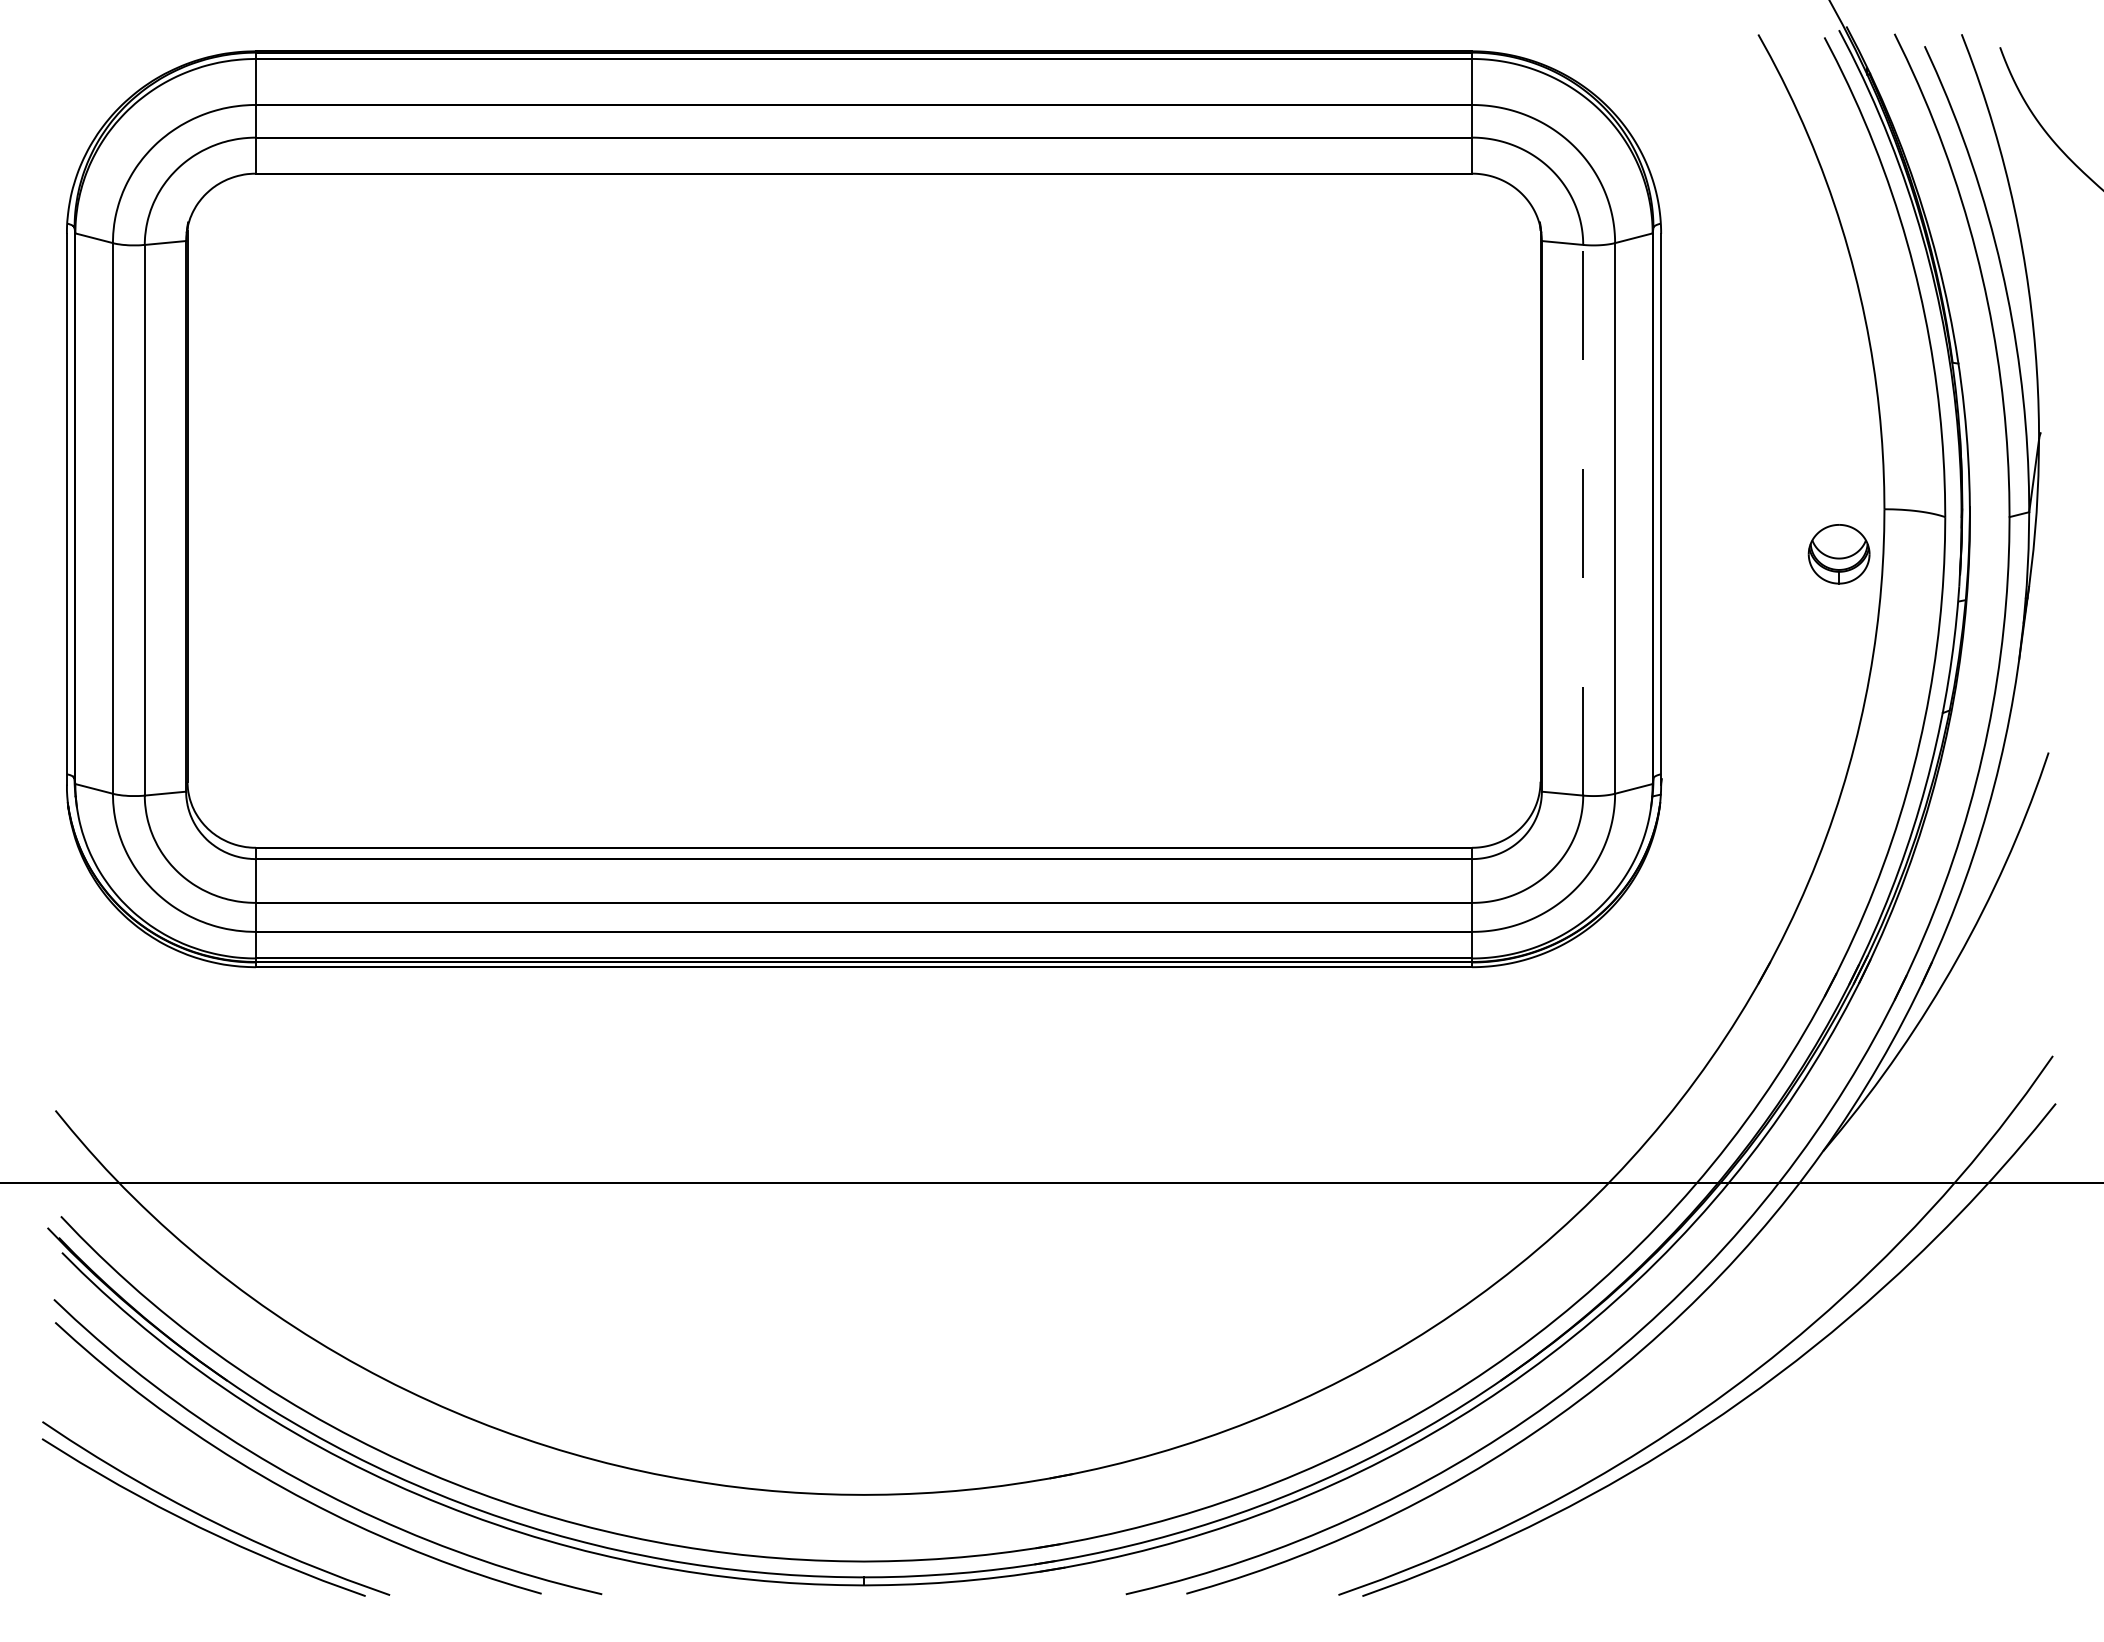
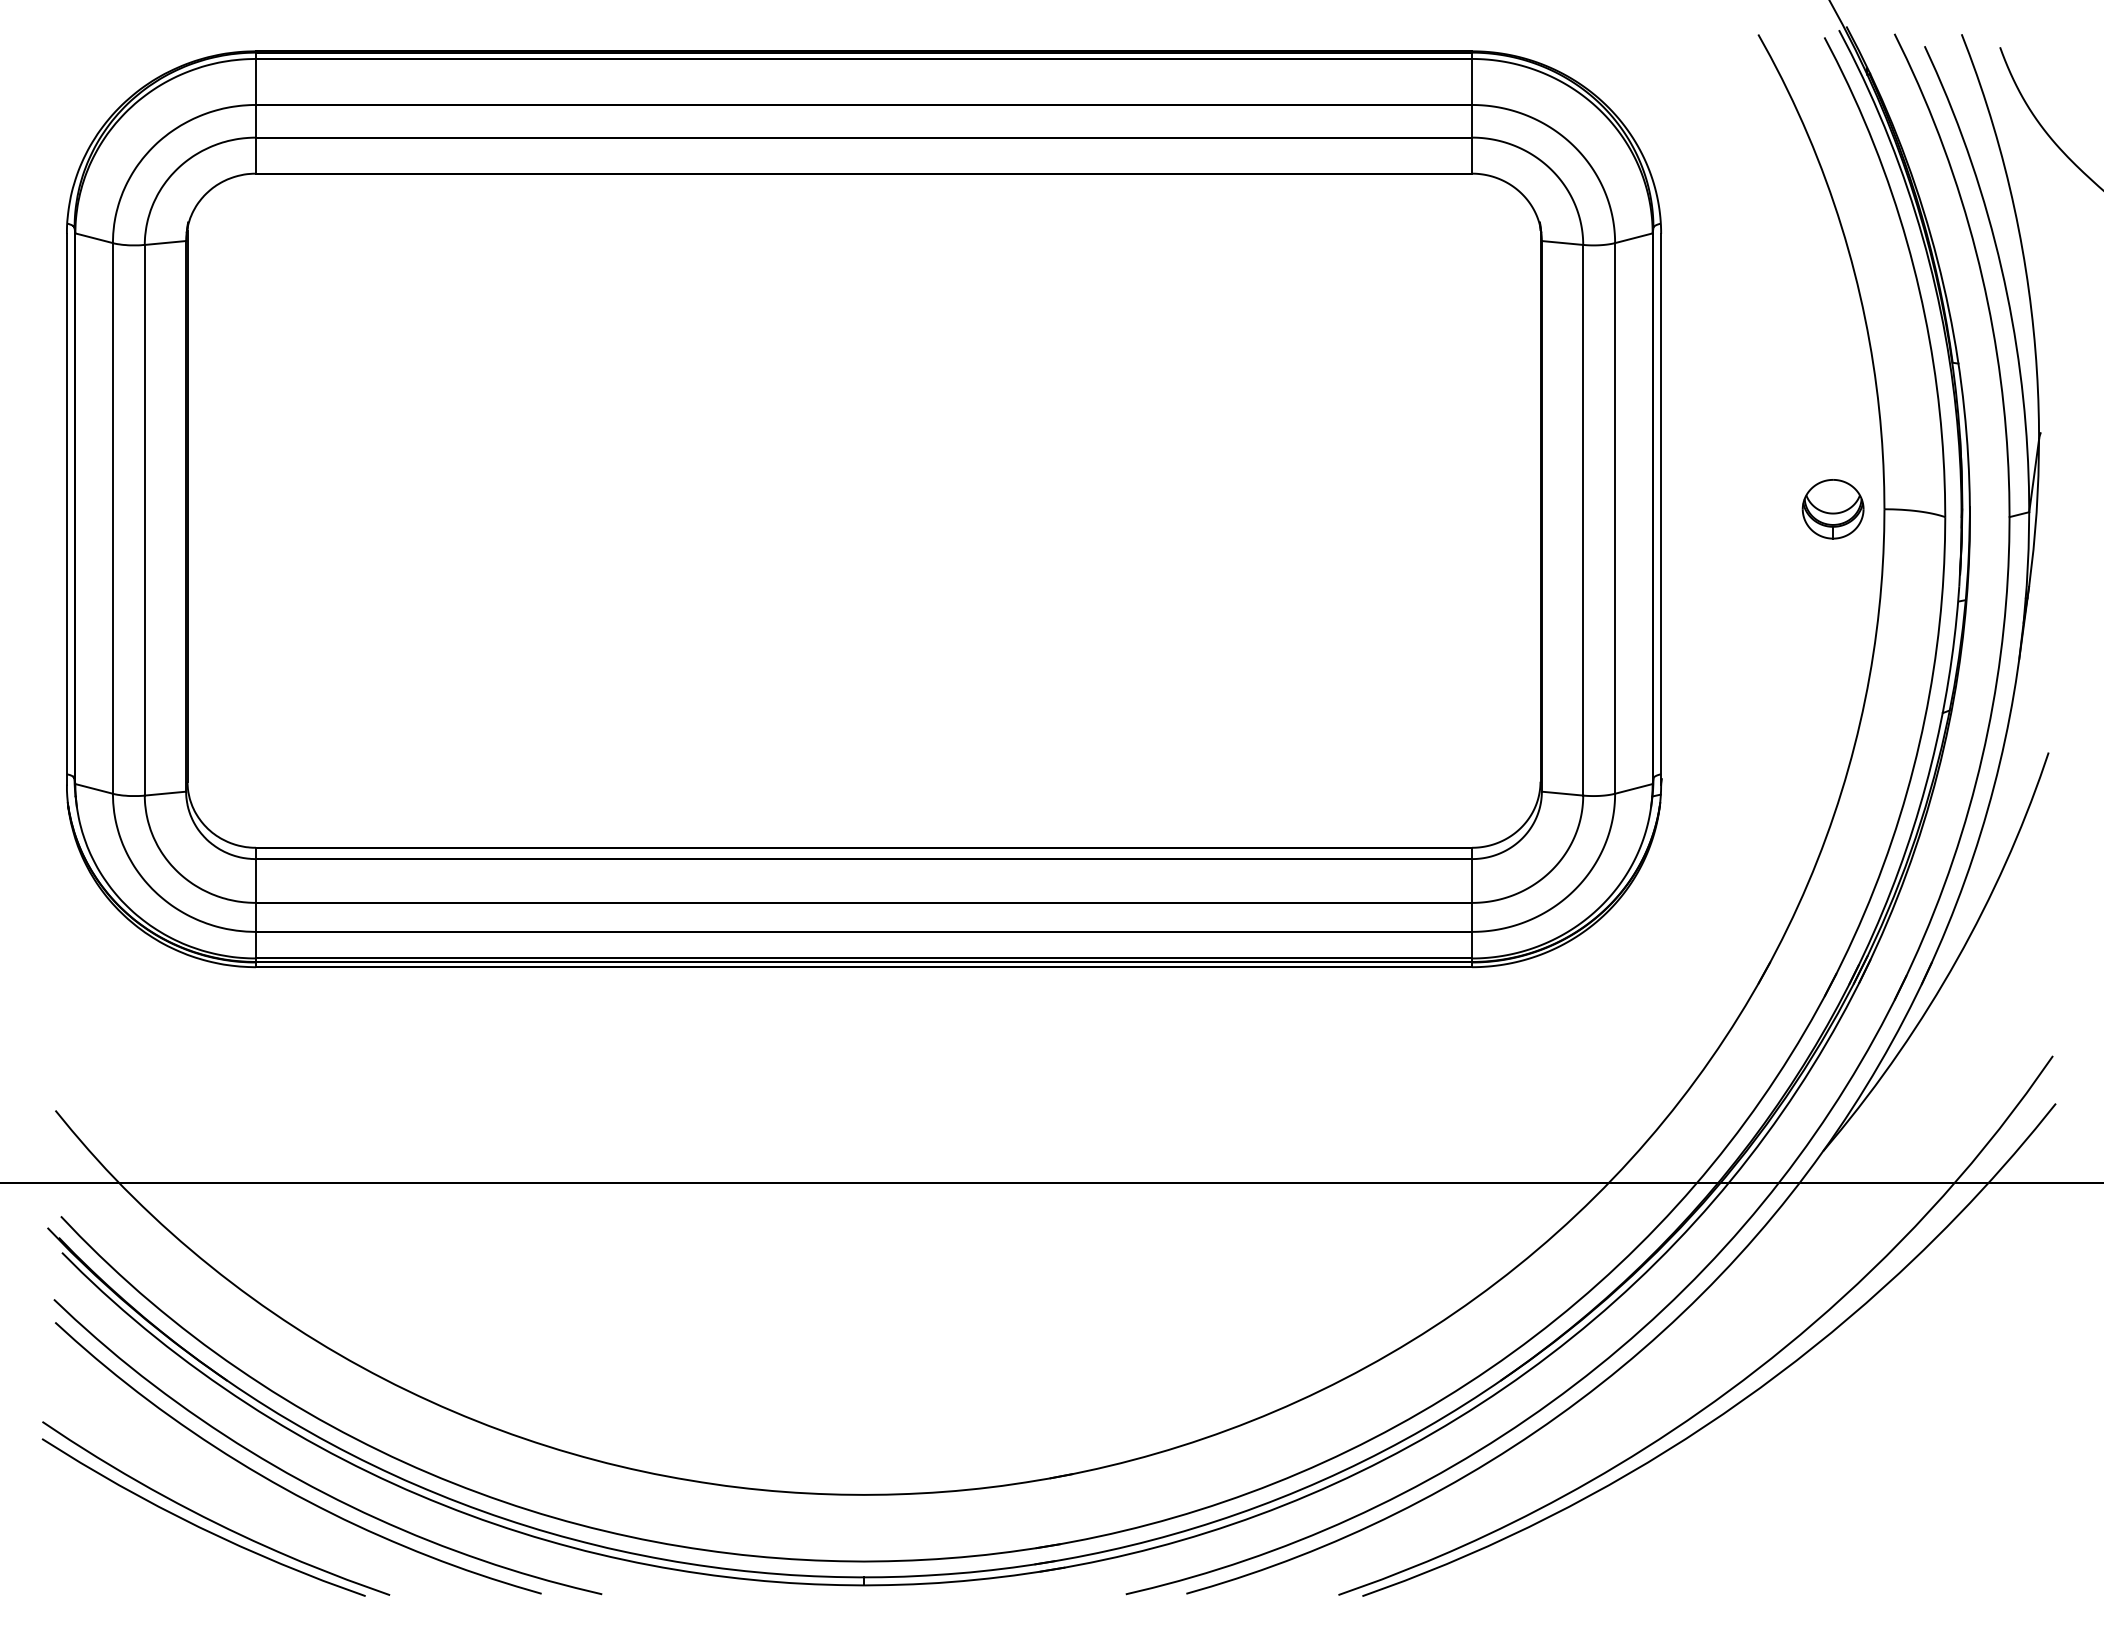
line: dashed -> solid (1583, 519)
part position: (1838, 554) -> (1832, 509) (1832, 509)
